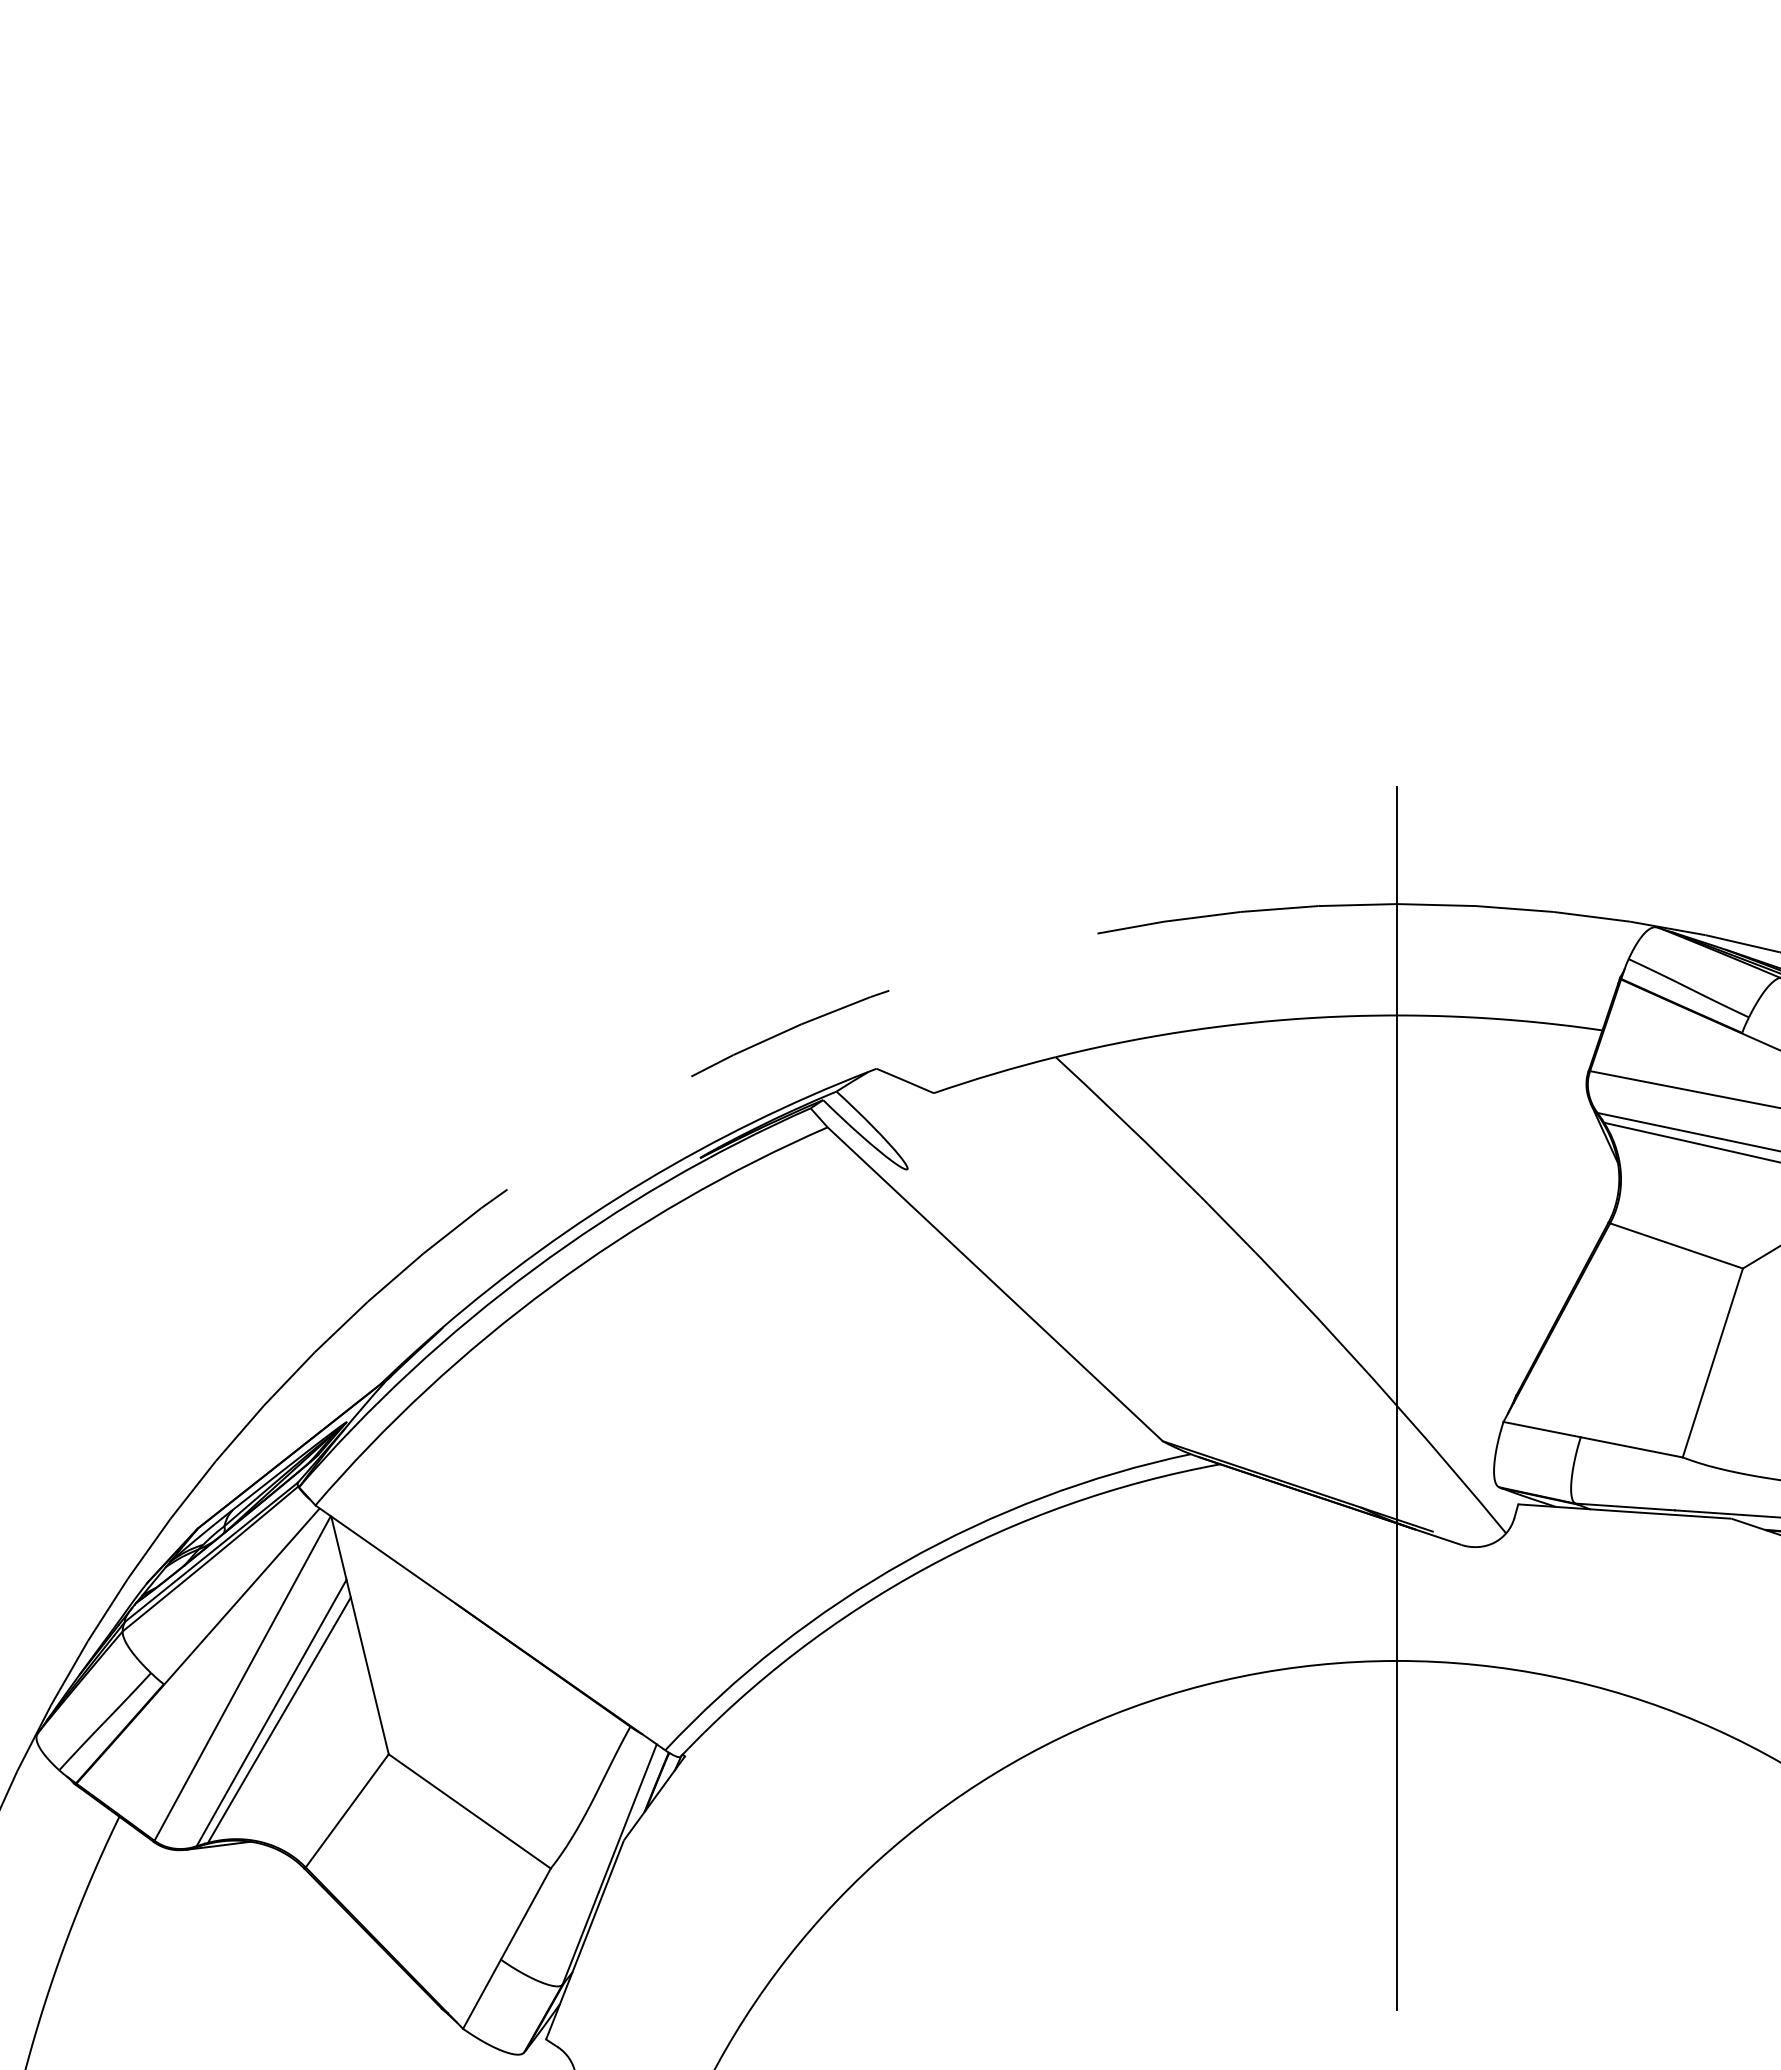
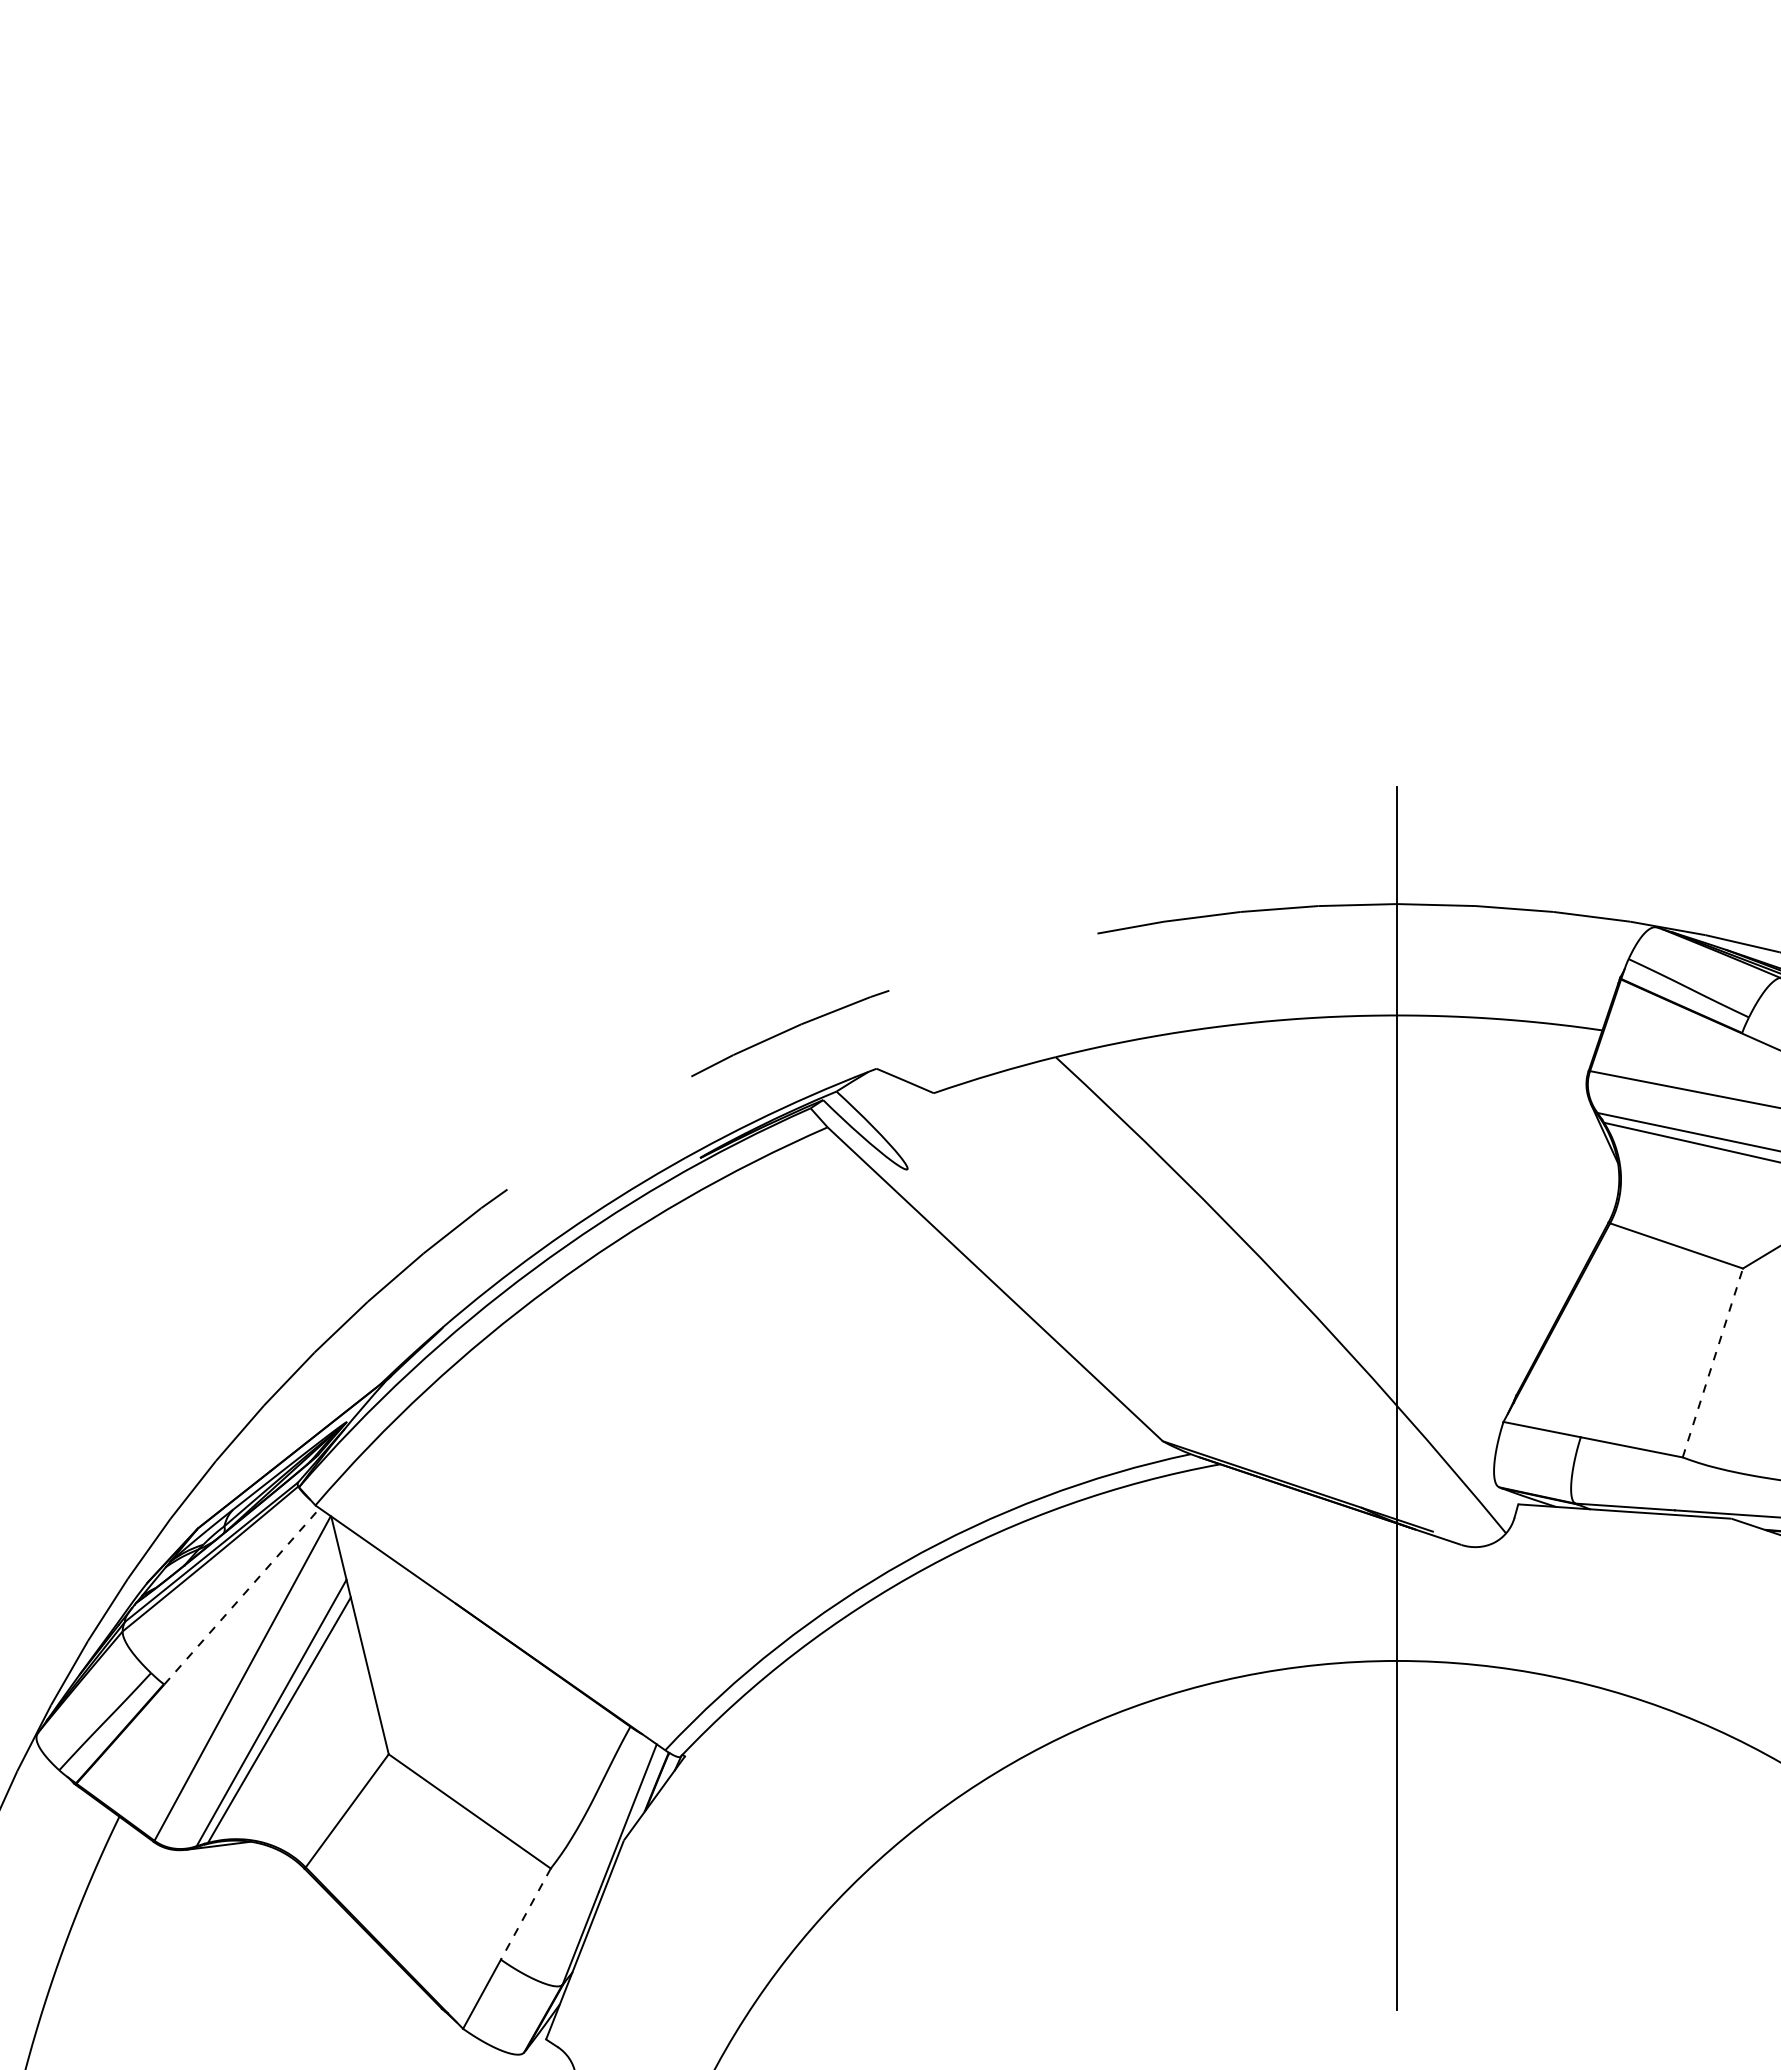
line: solid -> dashed (1712, 1362)
line: solid -> dashed (242, 1596)
line: solid -> dashed (525, 1914)
